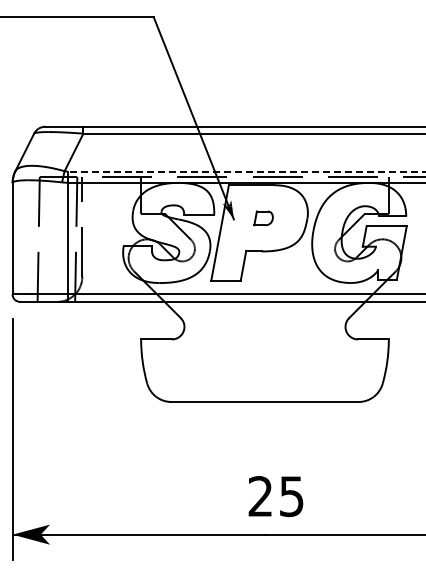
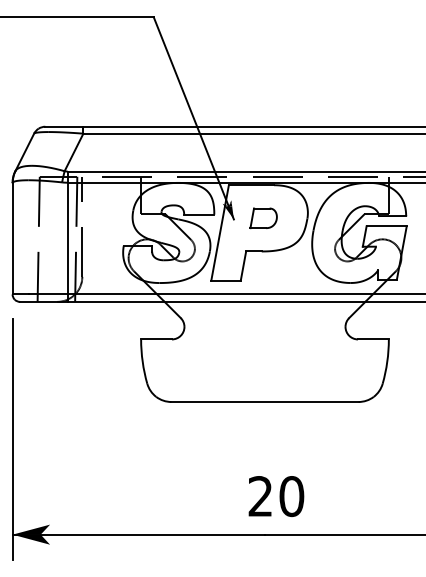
line: dashed -> solid (246, 171)
part size: 21x17 px -> 29x23 px (263, 218)
text: 25 -> 20 (291, 496)
